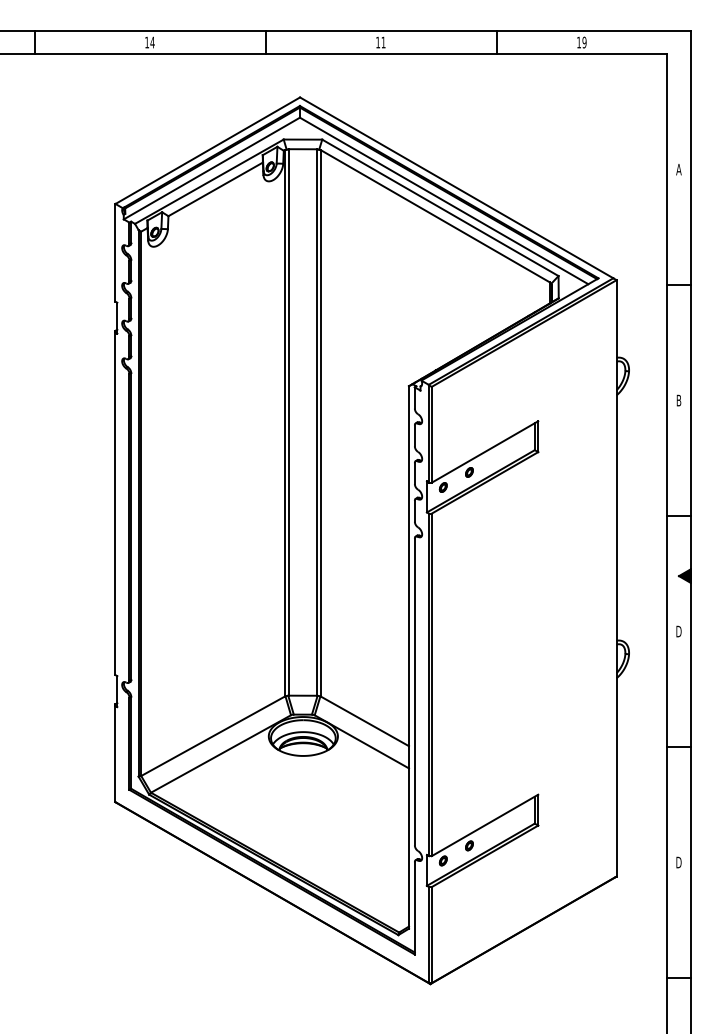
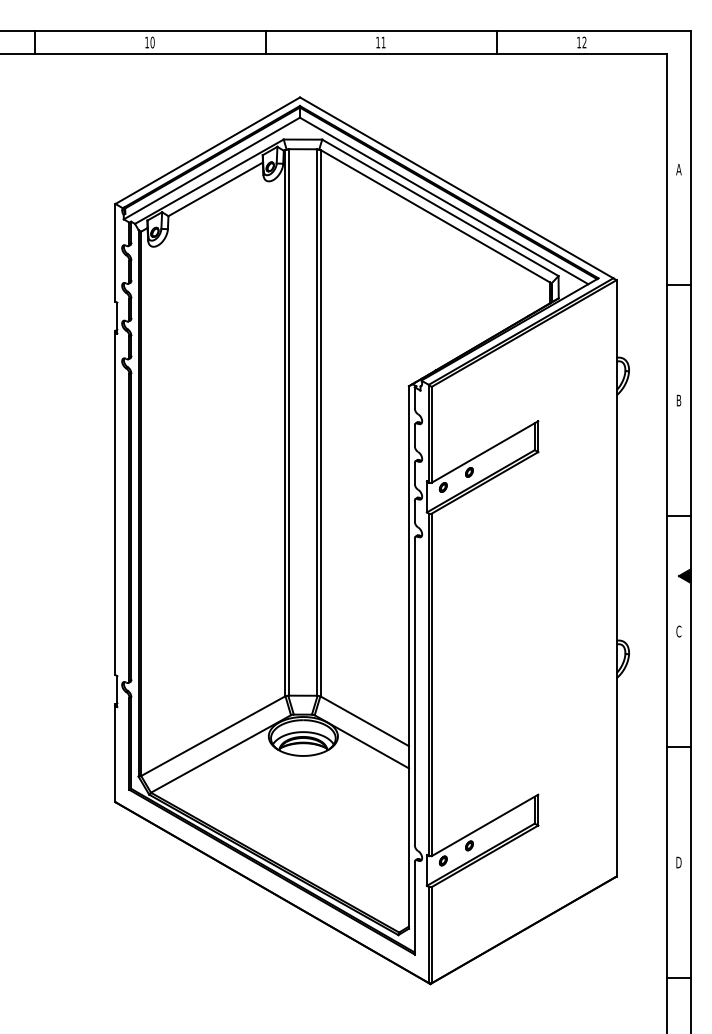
text: 14 -> 10 (152, 42)
text: 19 -> 12 (584, 42)
text: D -> C (678, 631)
